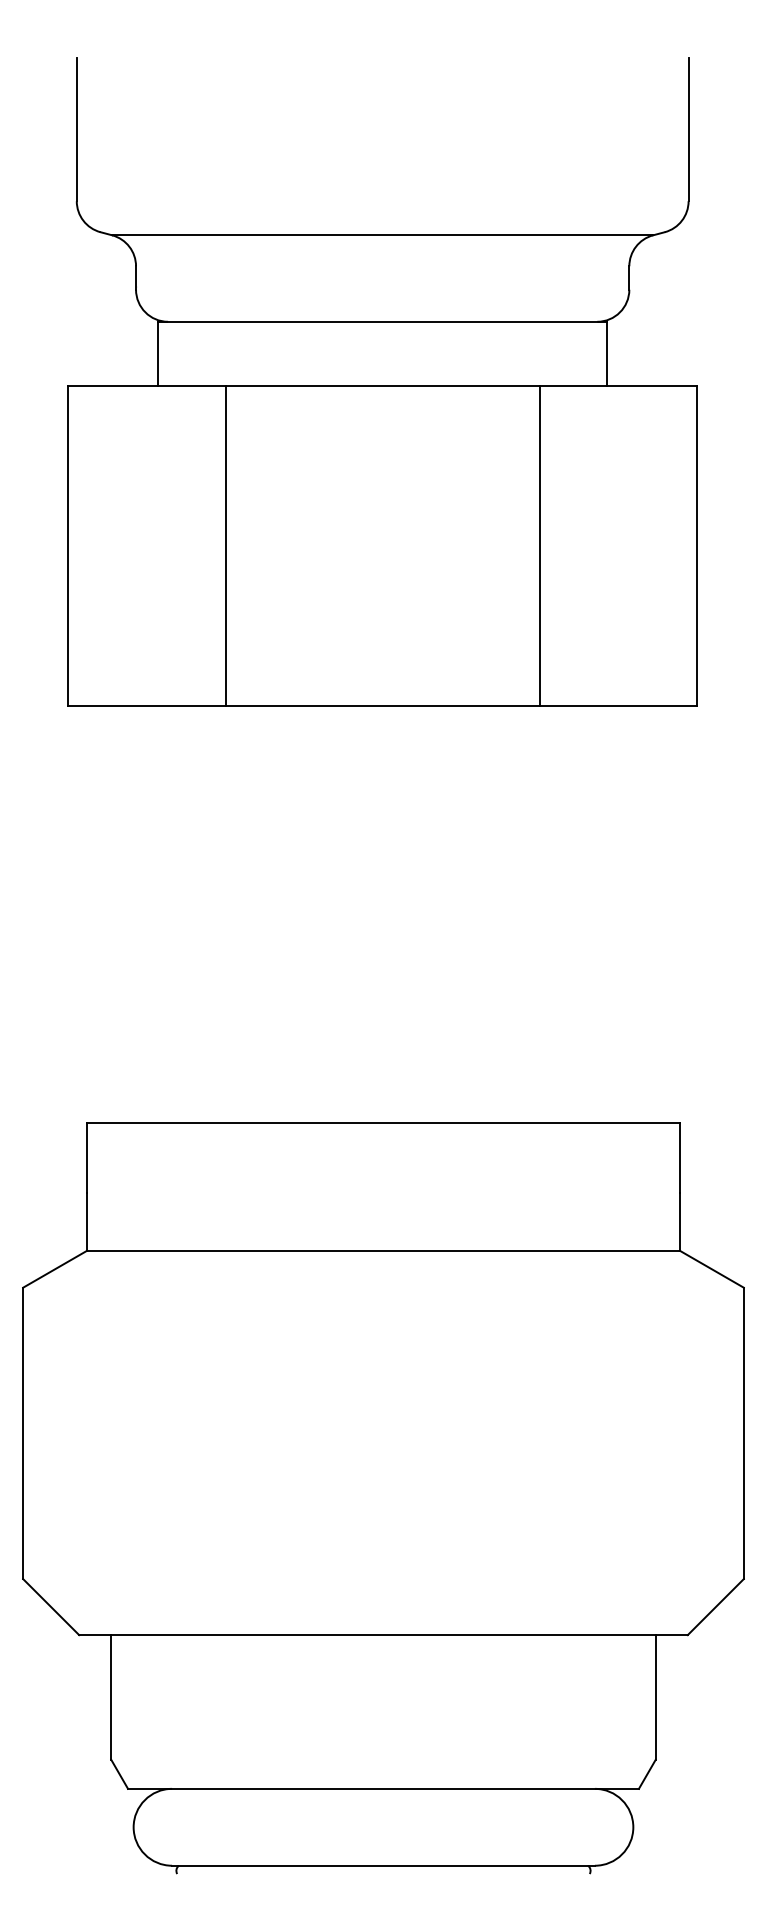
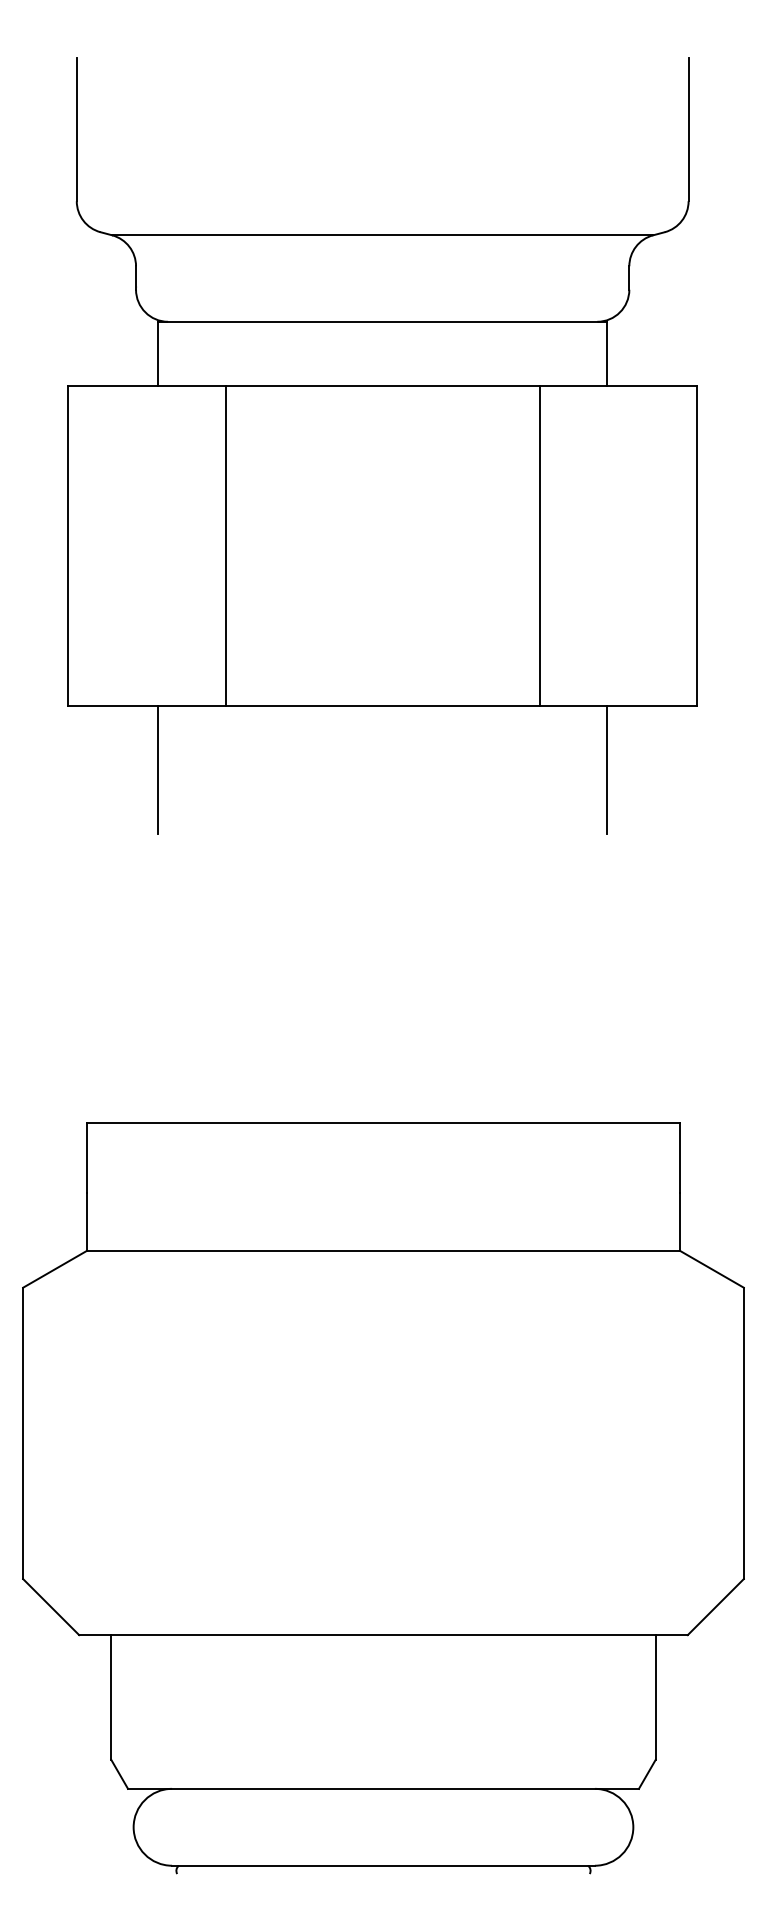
line: none -> present (158, 770)
line: none -> present (606, 770)
